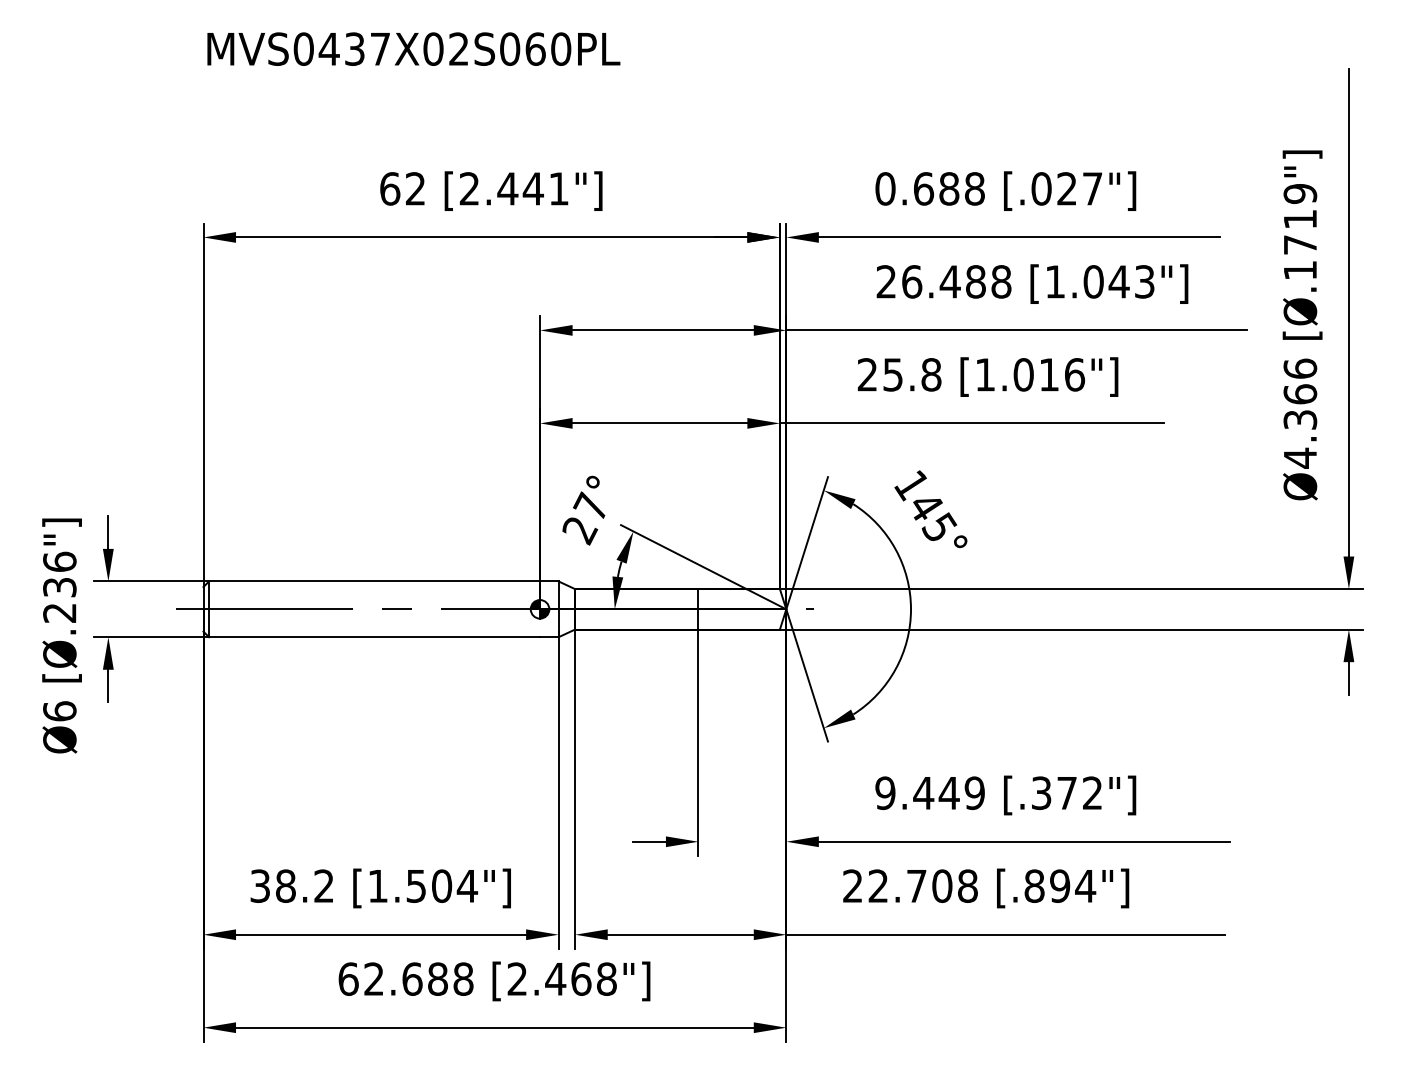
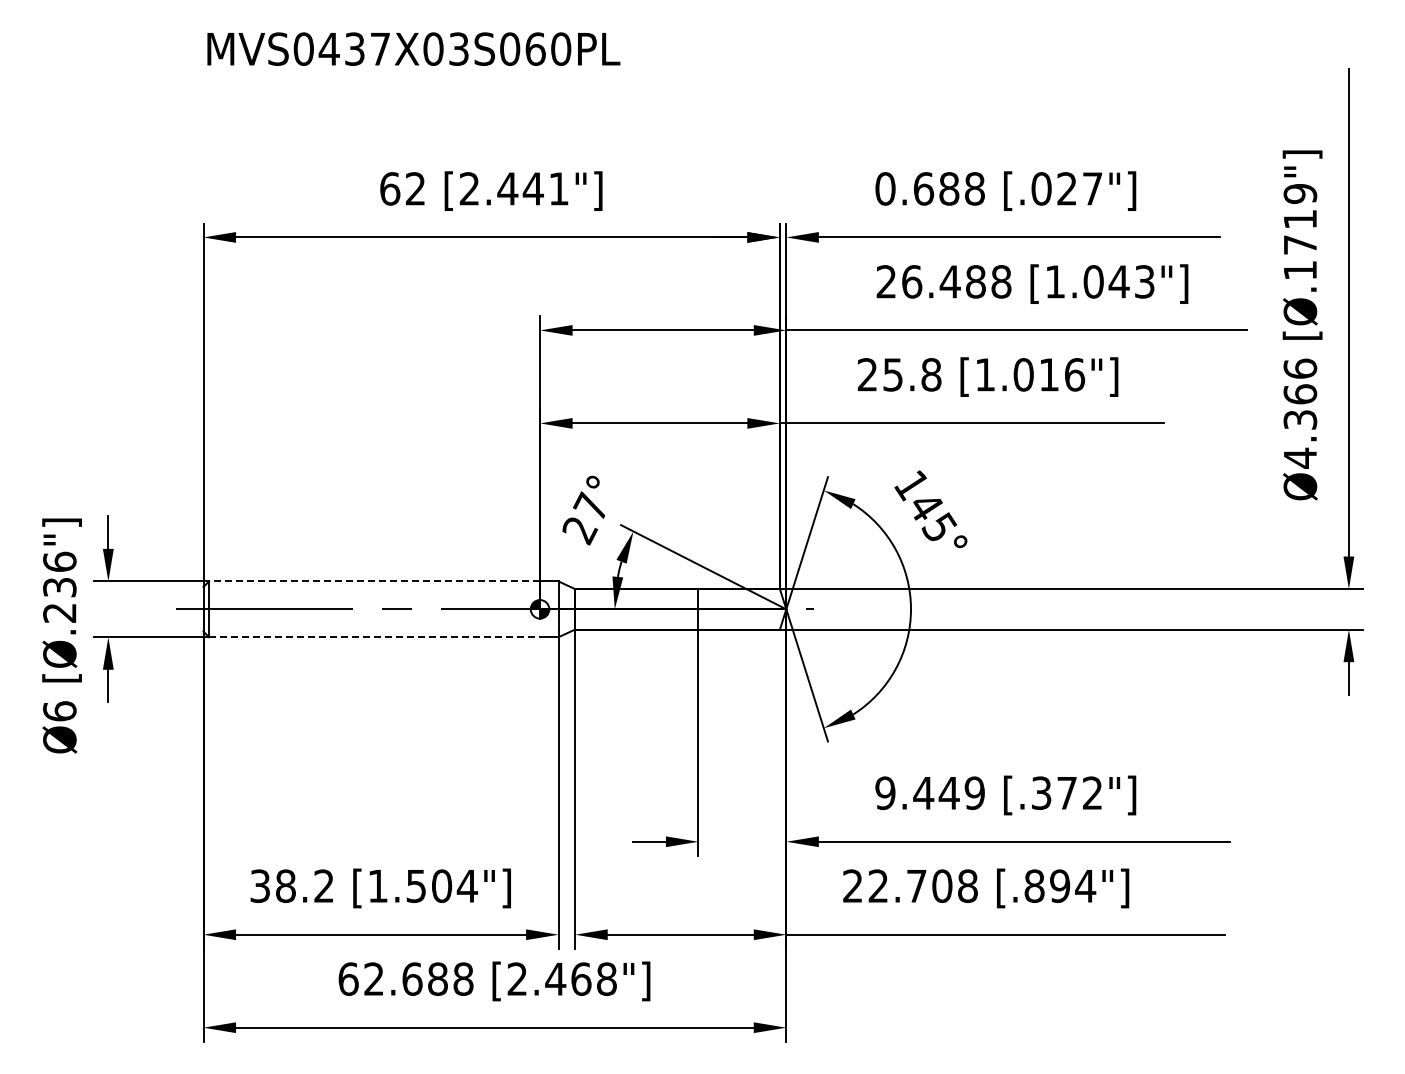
text: MVS0437X02S060PL -> MVS0437X03S060PL (458, 48)
line: solid -> dashed (374, 581)
line: solid -> dashed (375, 637)
